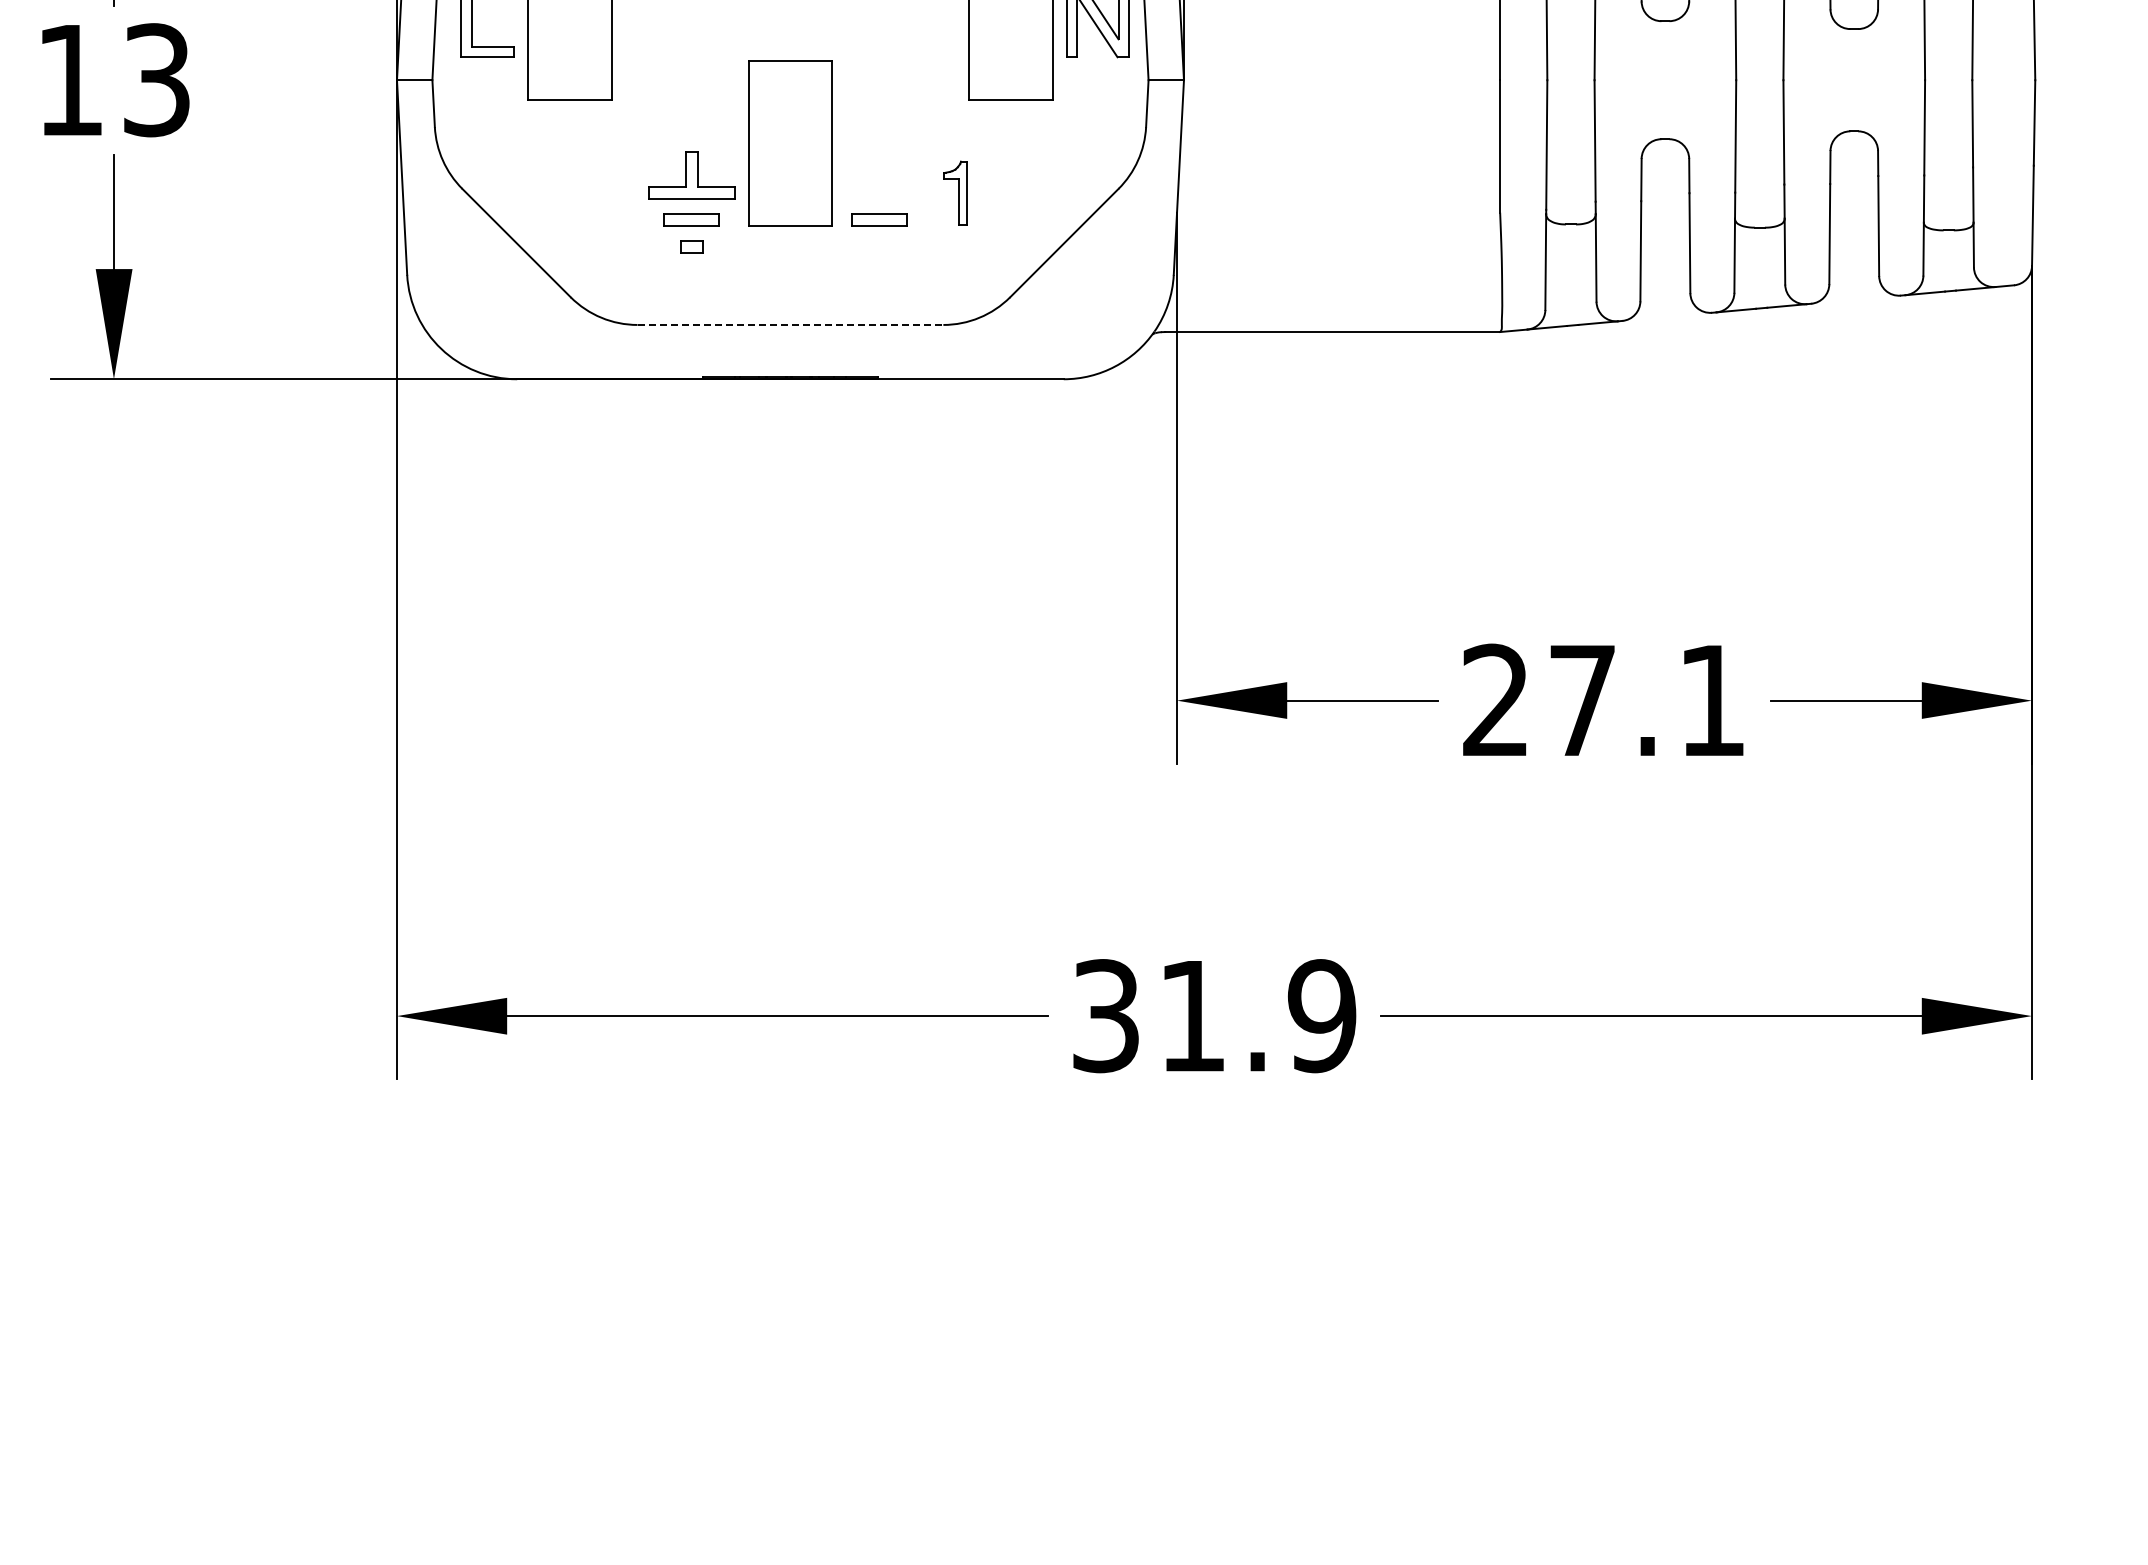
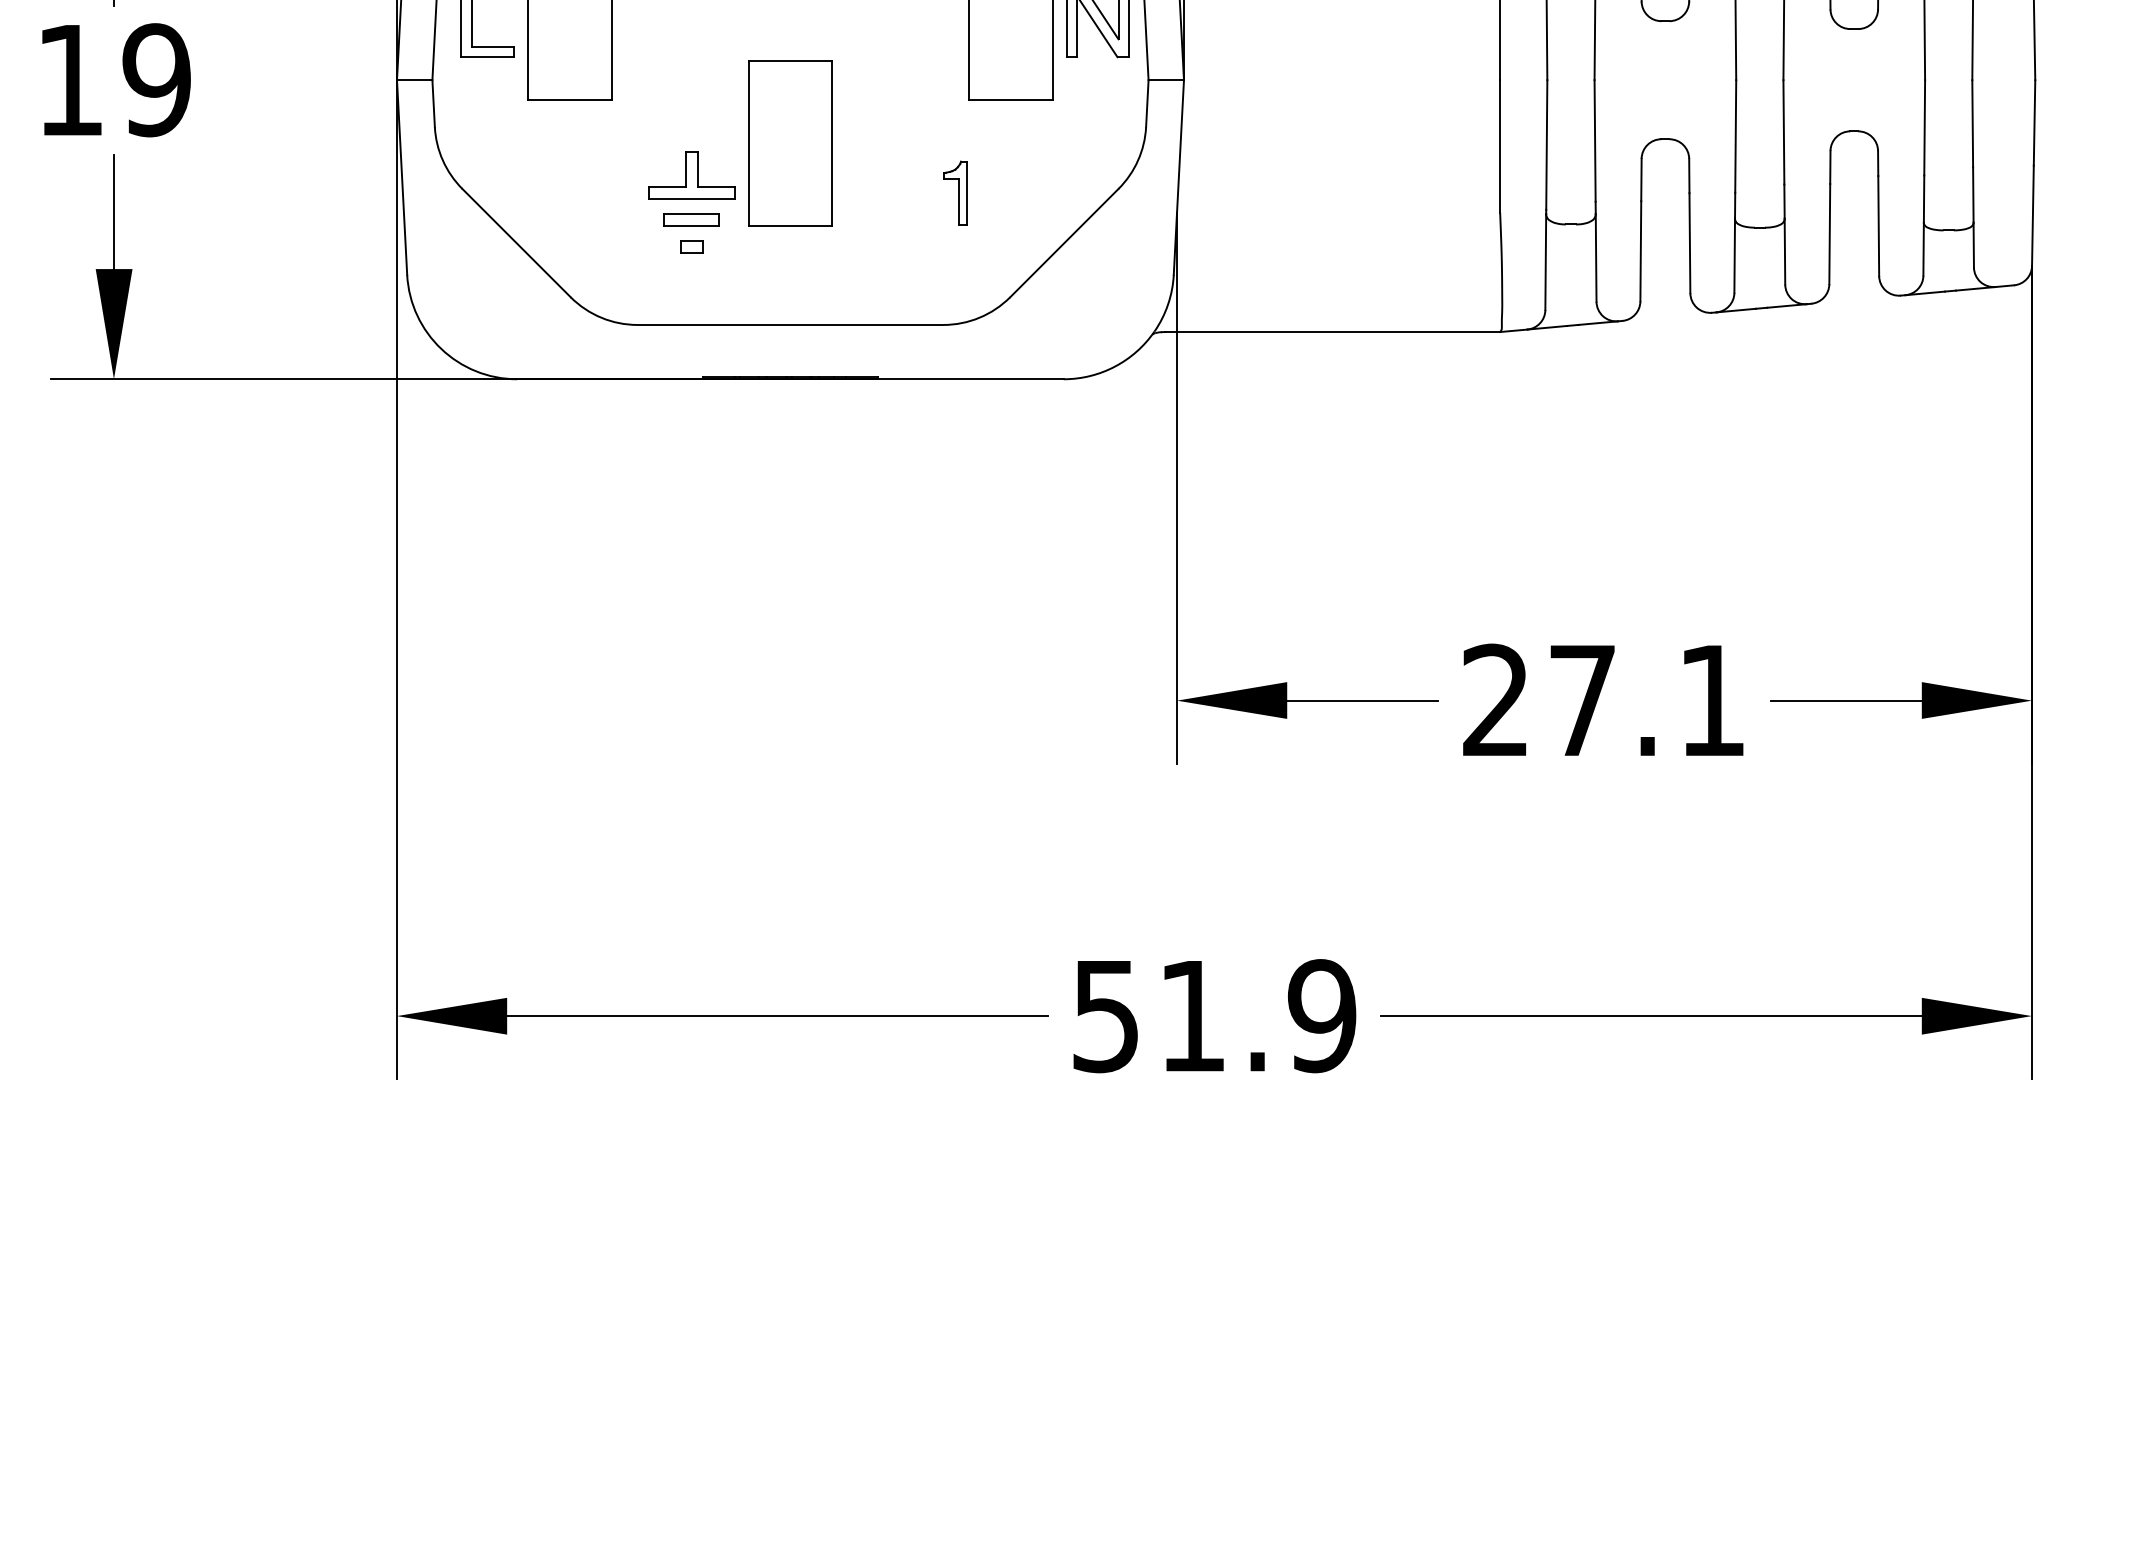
text: 13 -> 19 (156, 80)
part: present -> none (879, 219)
line: dashed -> solid (790, 324)
text: 31.9 -> 51.9 (1105, 1015)
